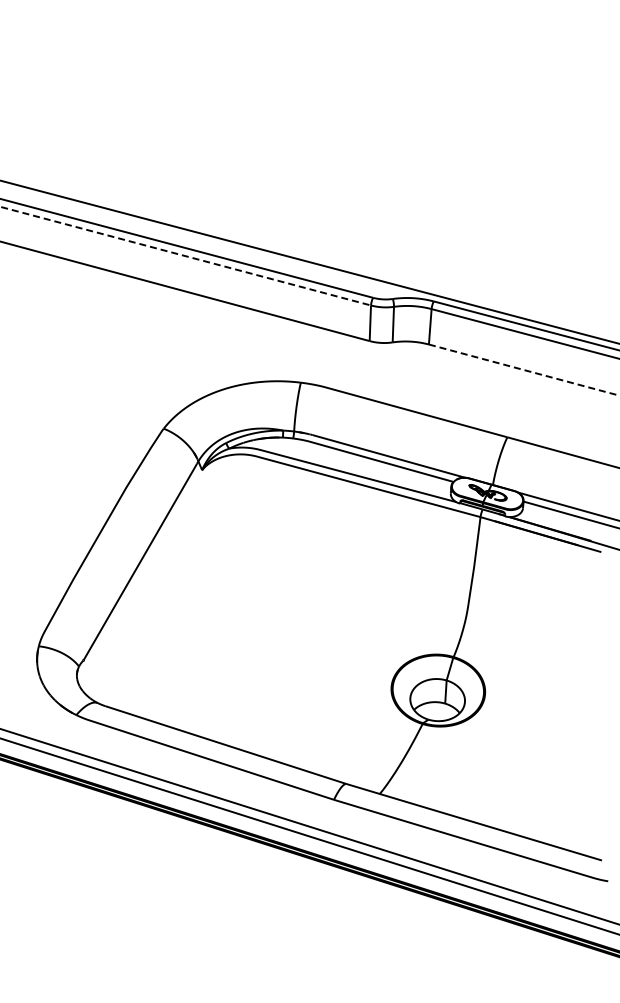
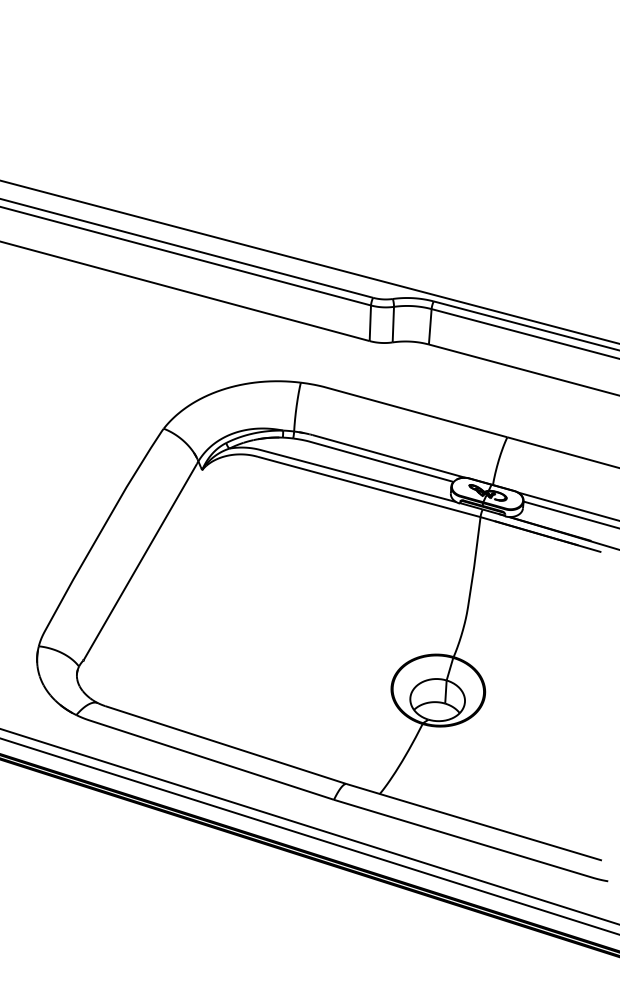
line: dashed -> solid (185, 256)
line: dashed -> solid (524, 370)
